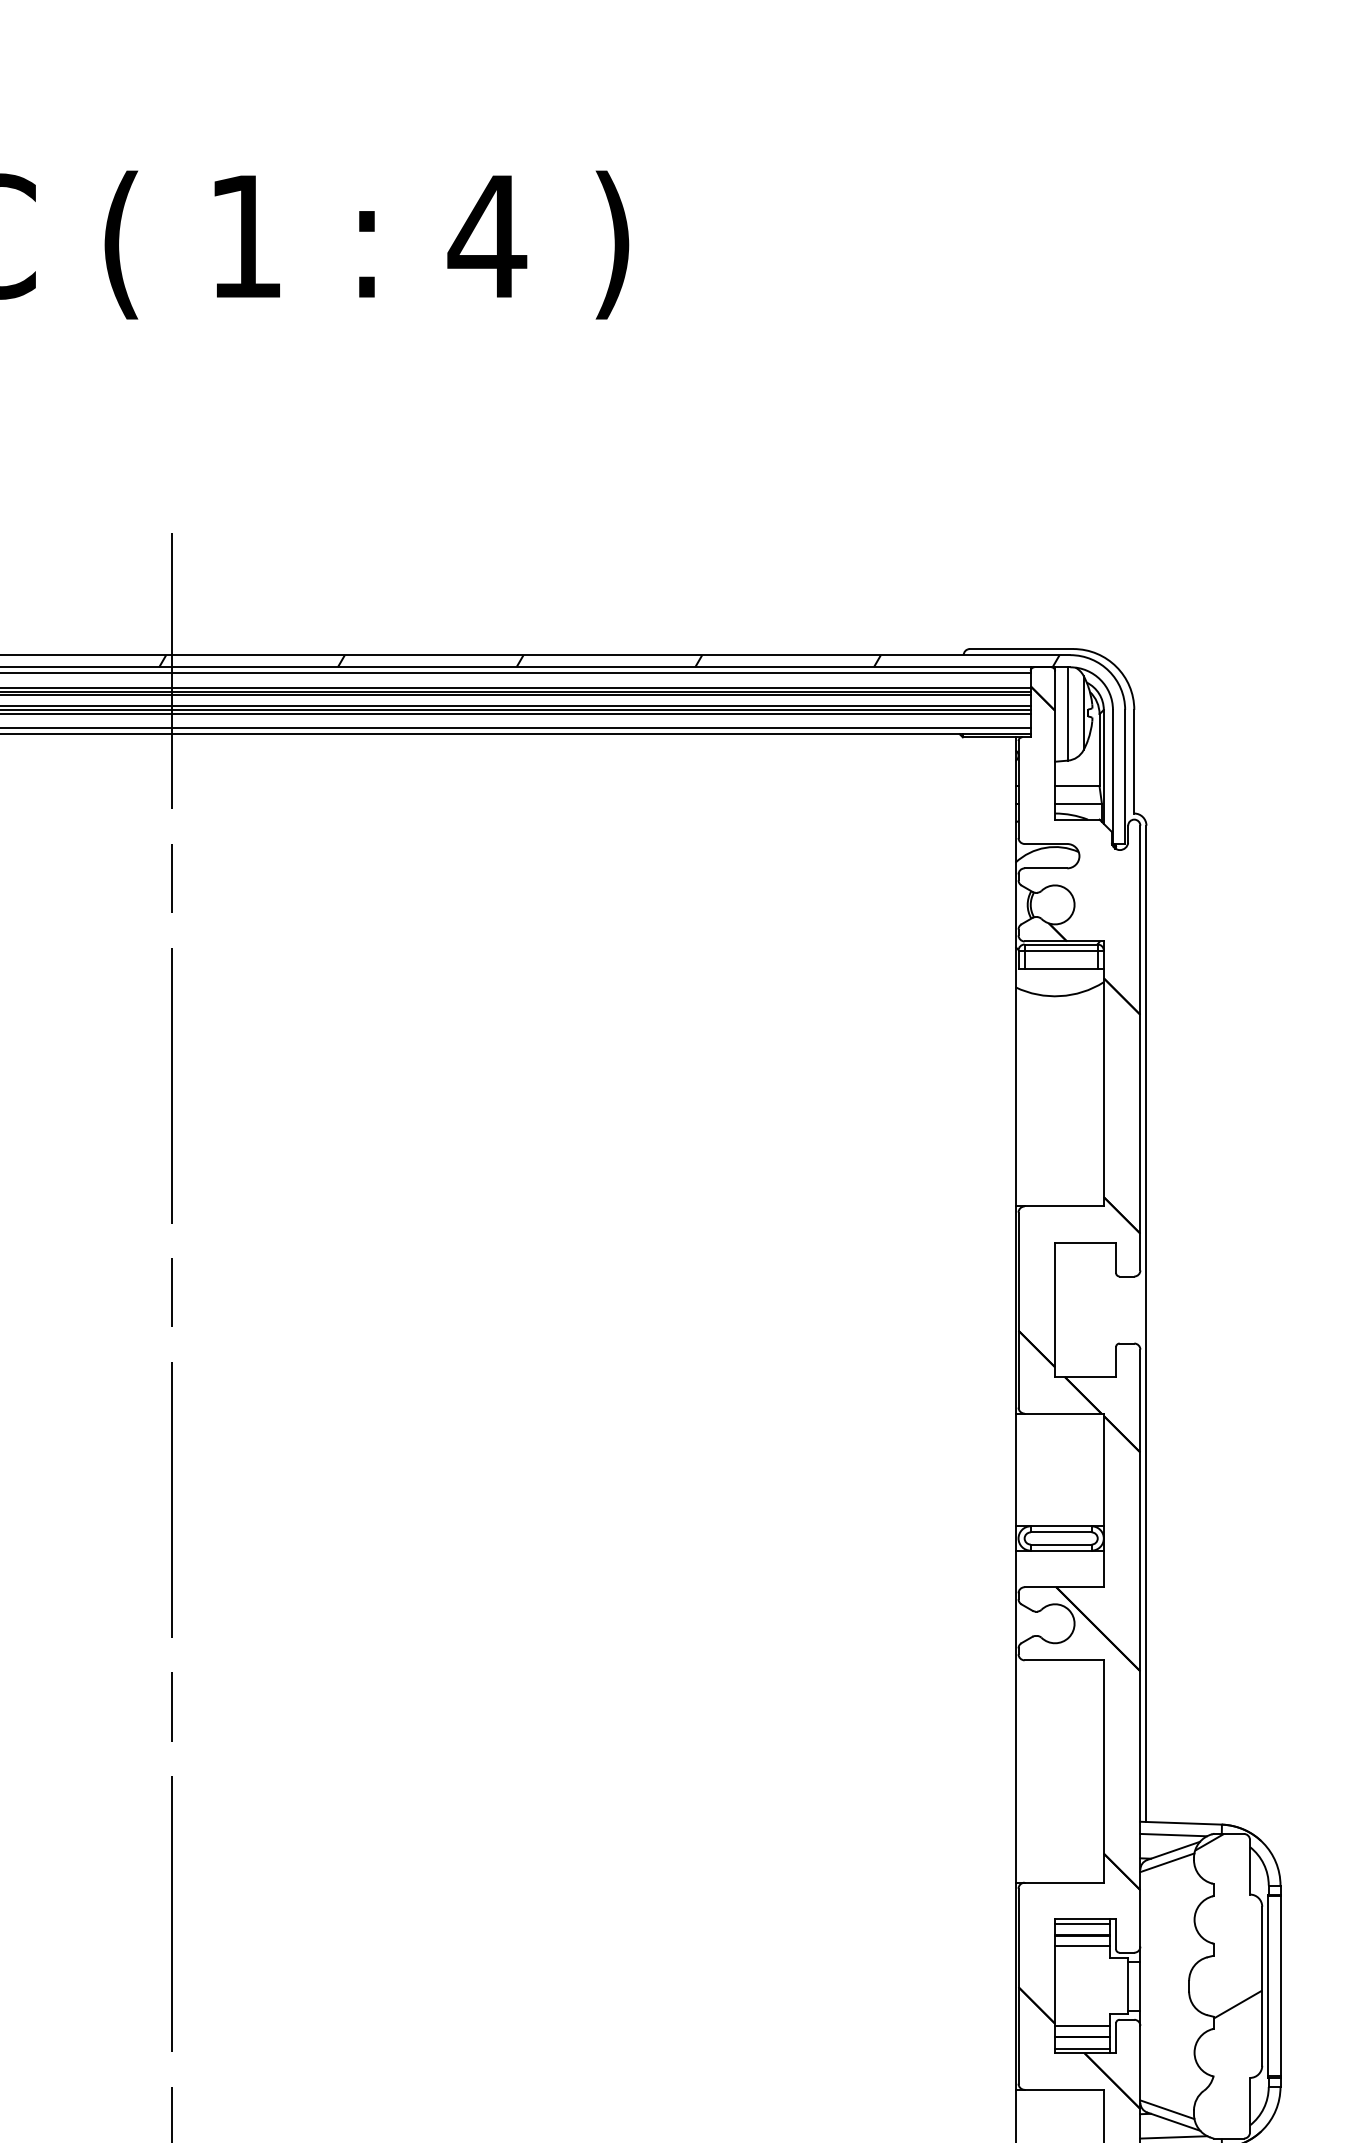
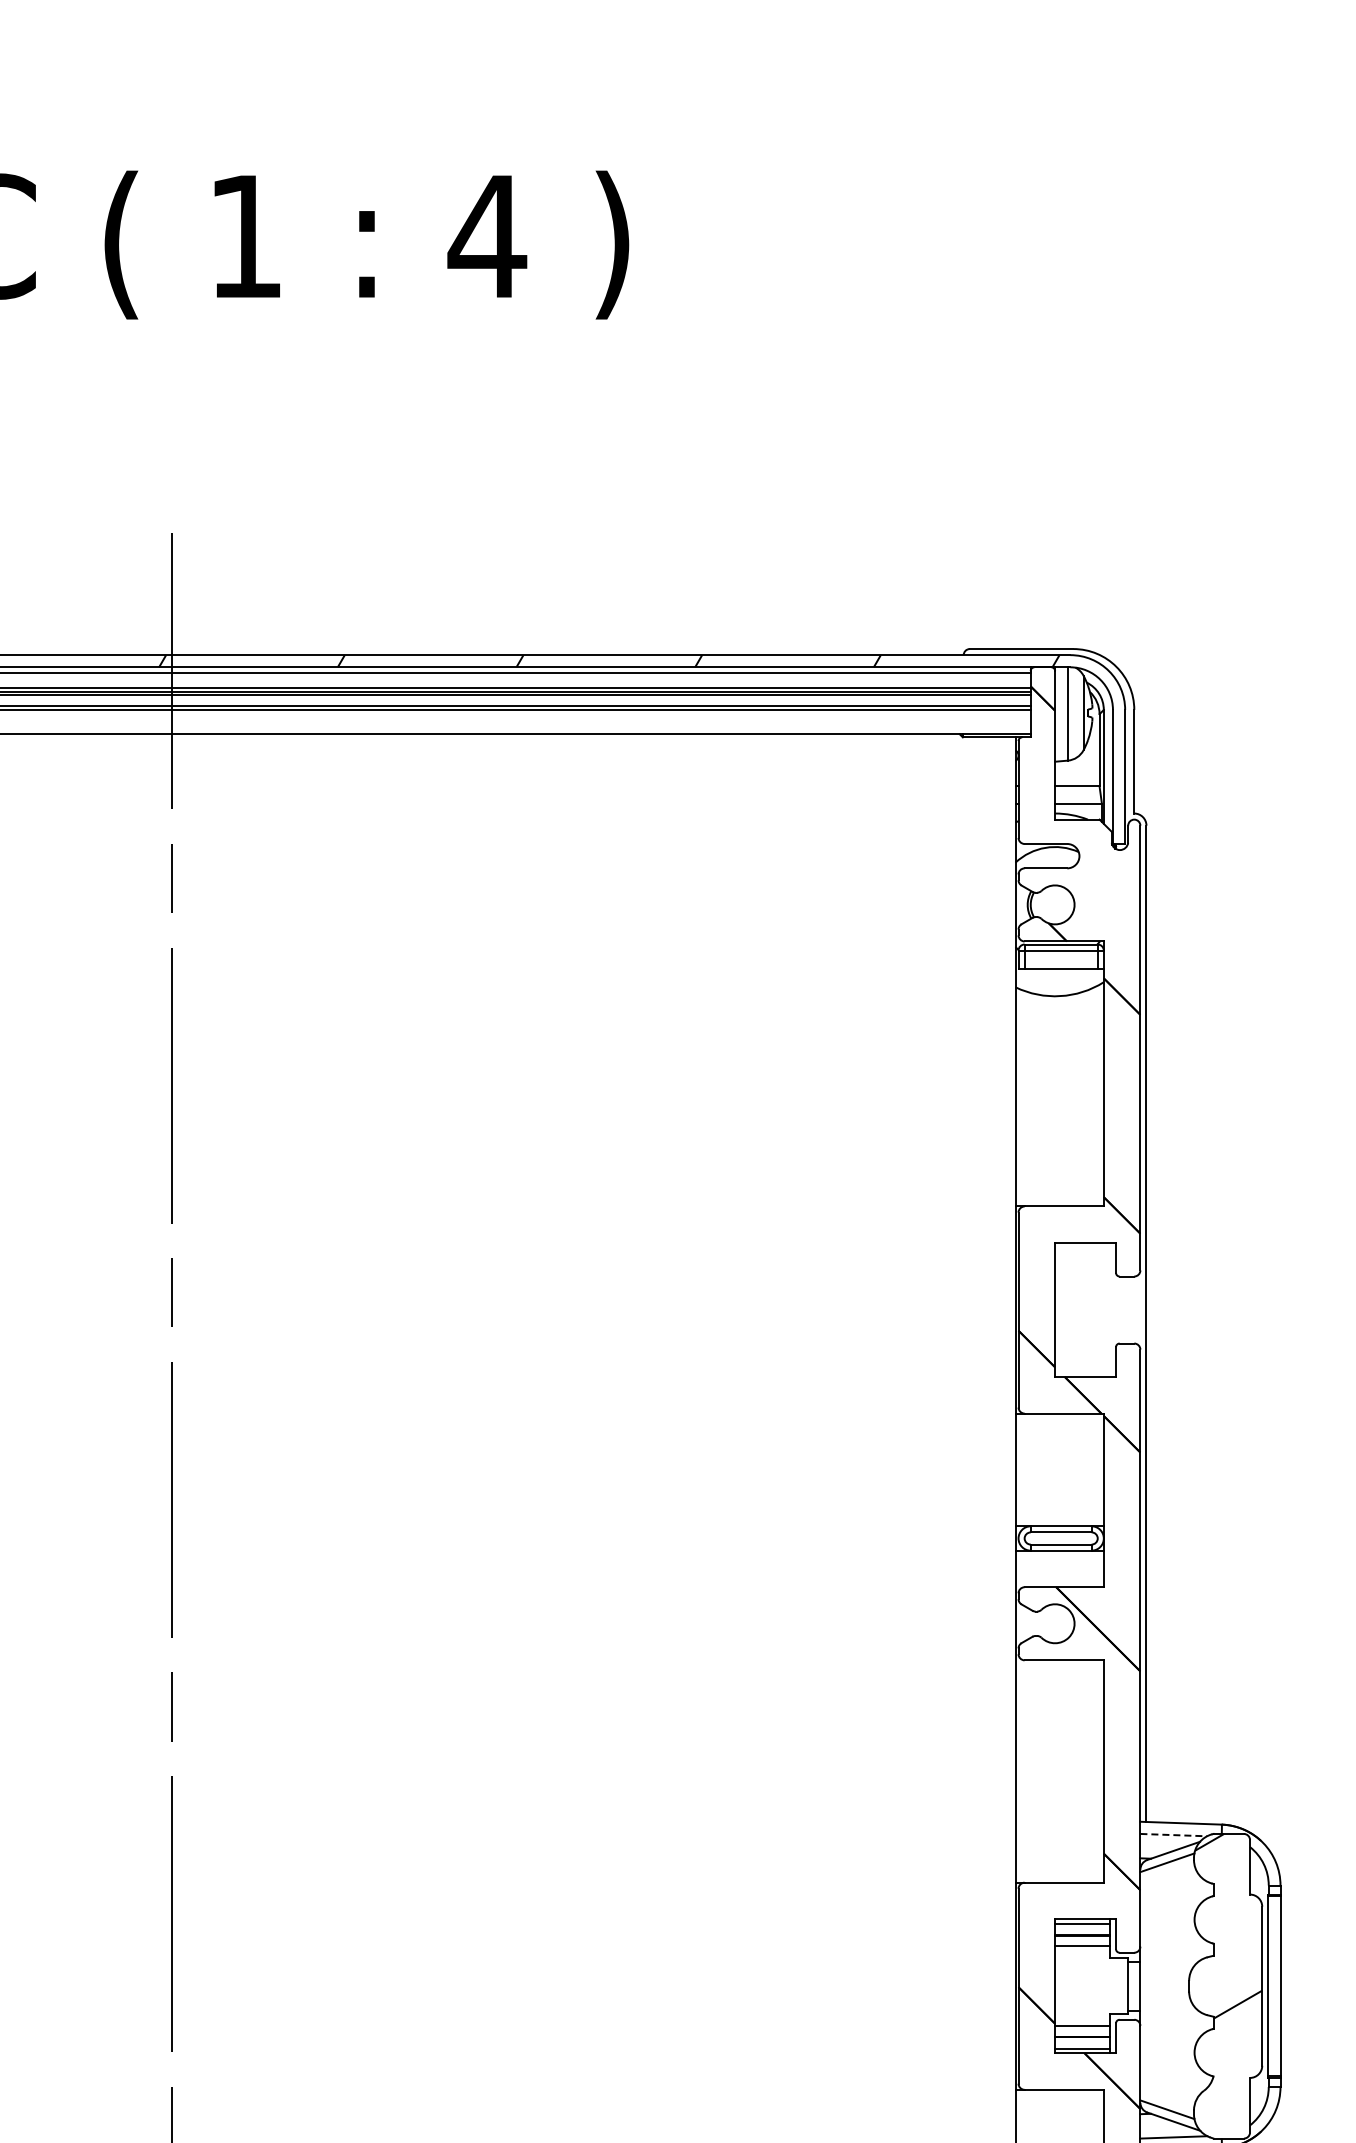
line: present -> none (516, 713)
line: present -> none (516, 728)
line: solid -> dashed (1174, 1835)
